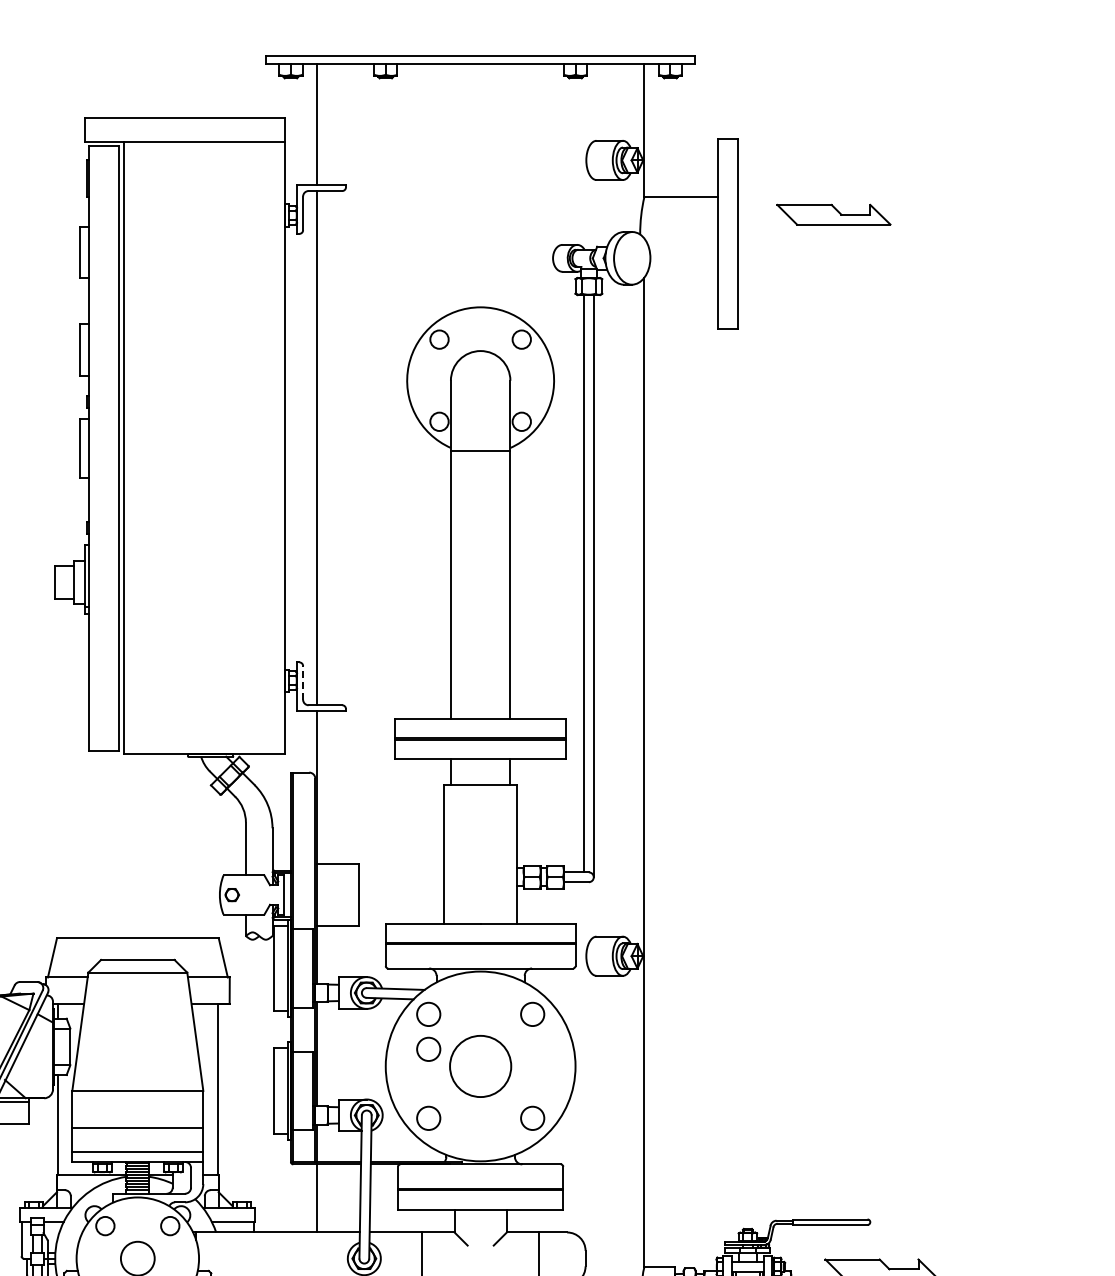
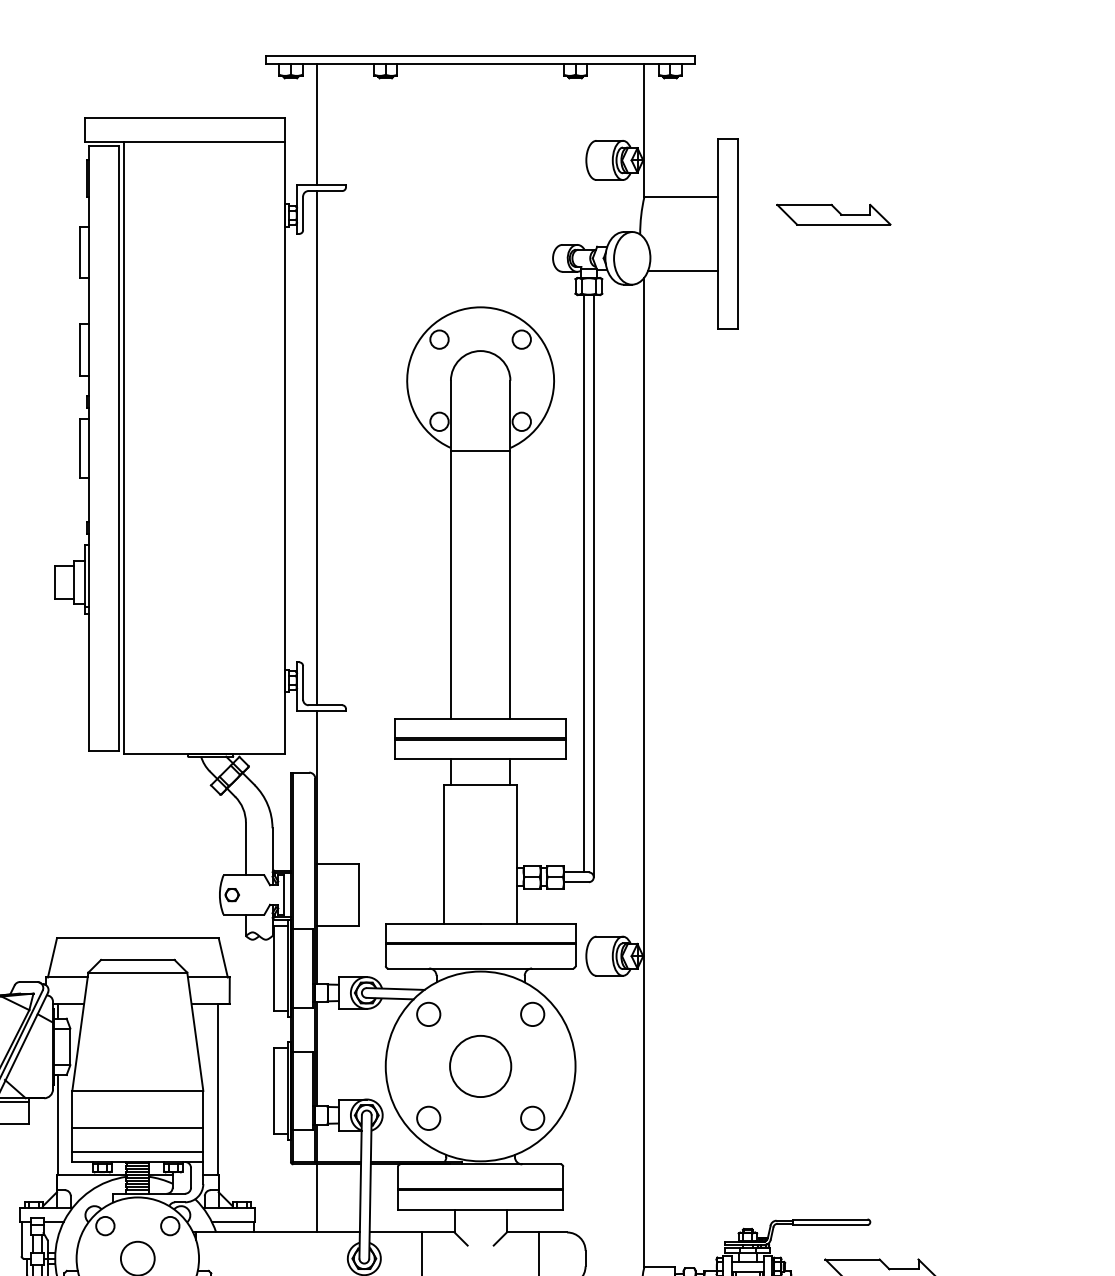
line: none -> present (683, 270)
line: dashed -> solid (303, 682)
circle: present -> none (428, 1048)
